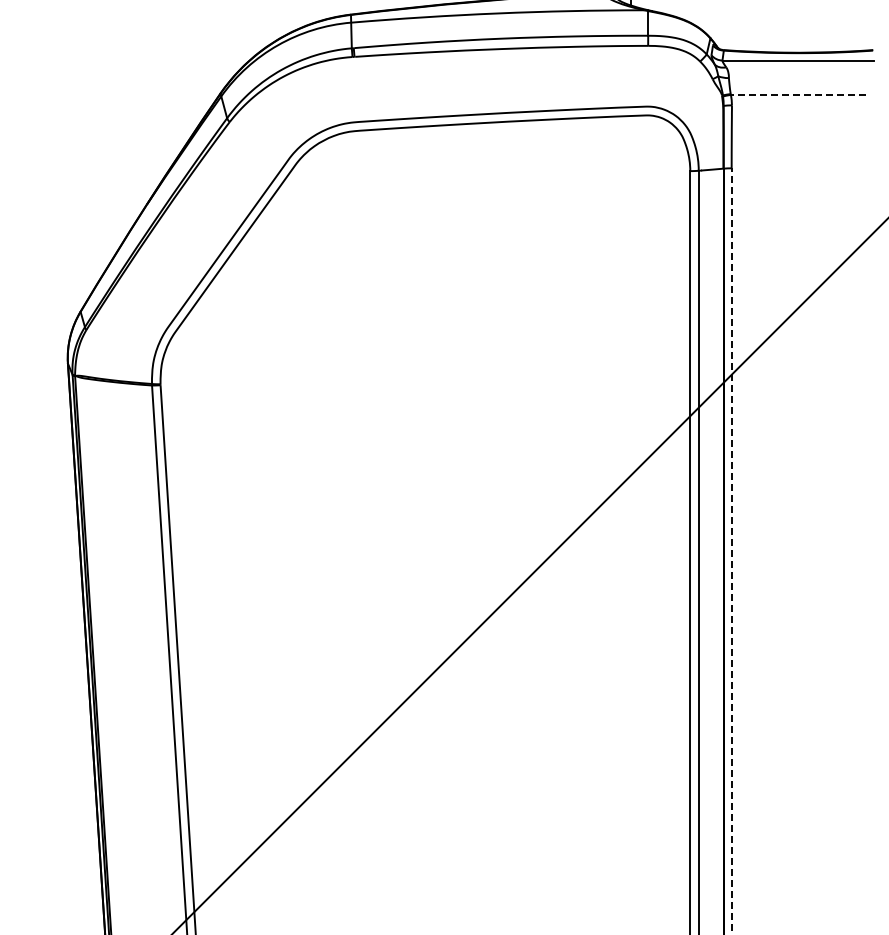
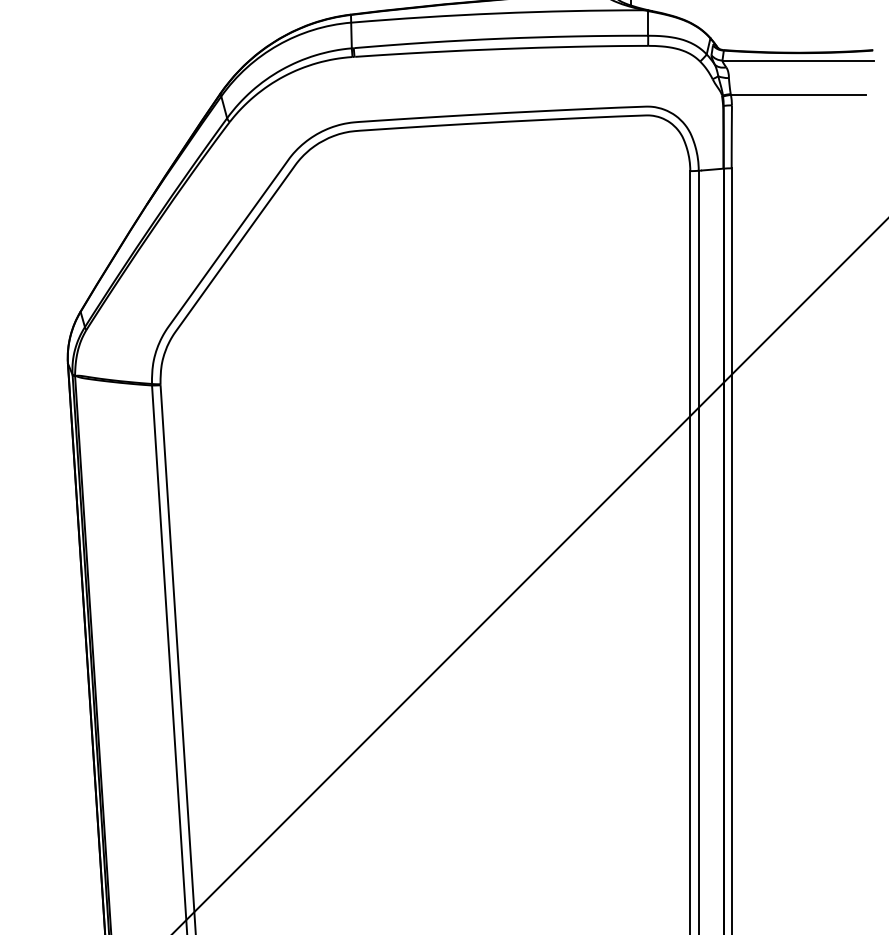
line: dashed -> solid (798, 94)
line: dashed -> solid (731, 551)
